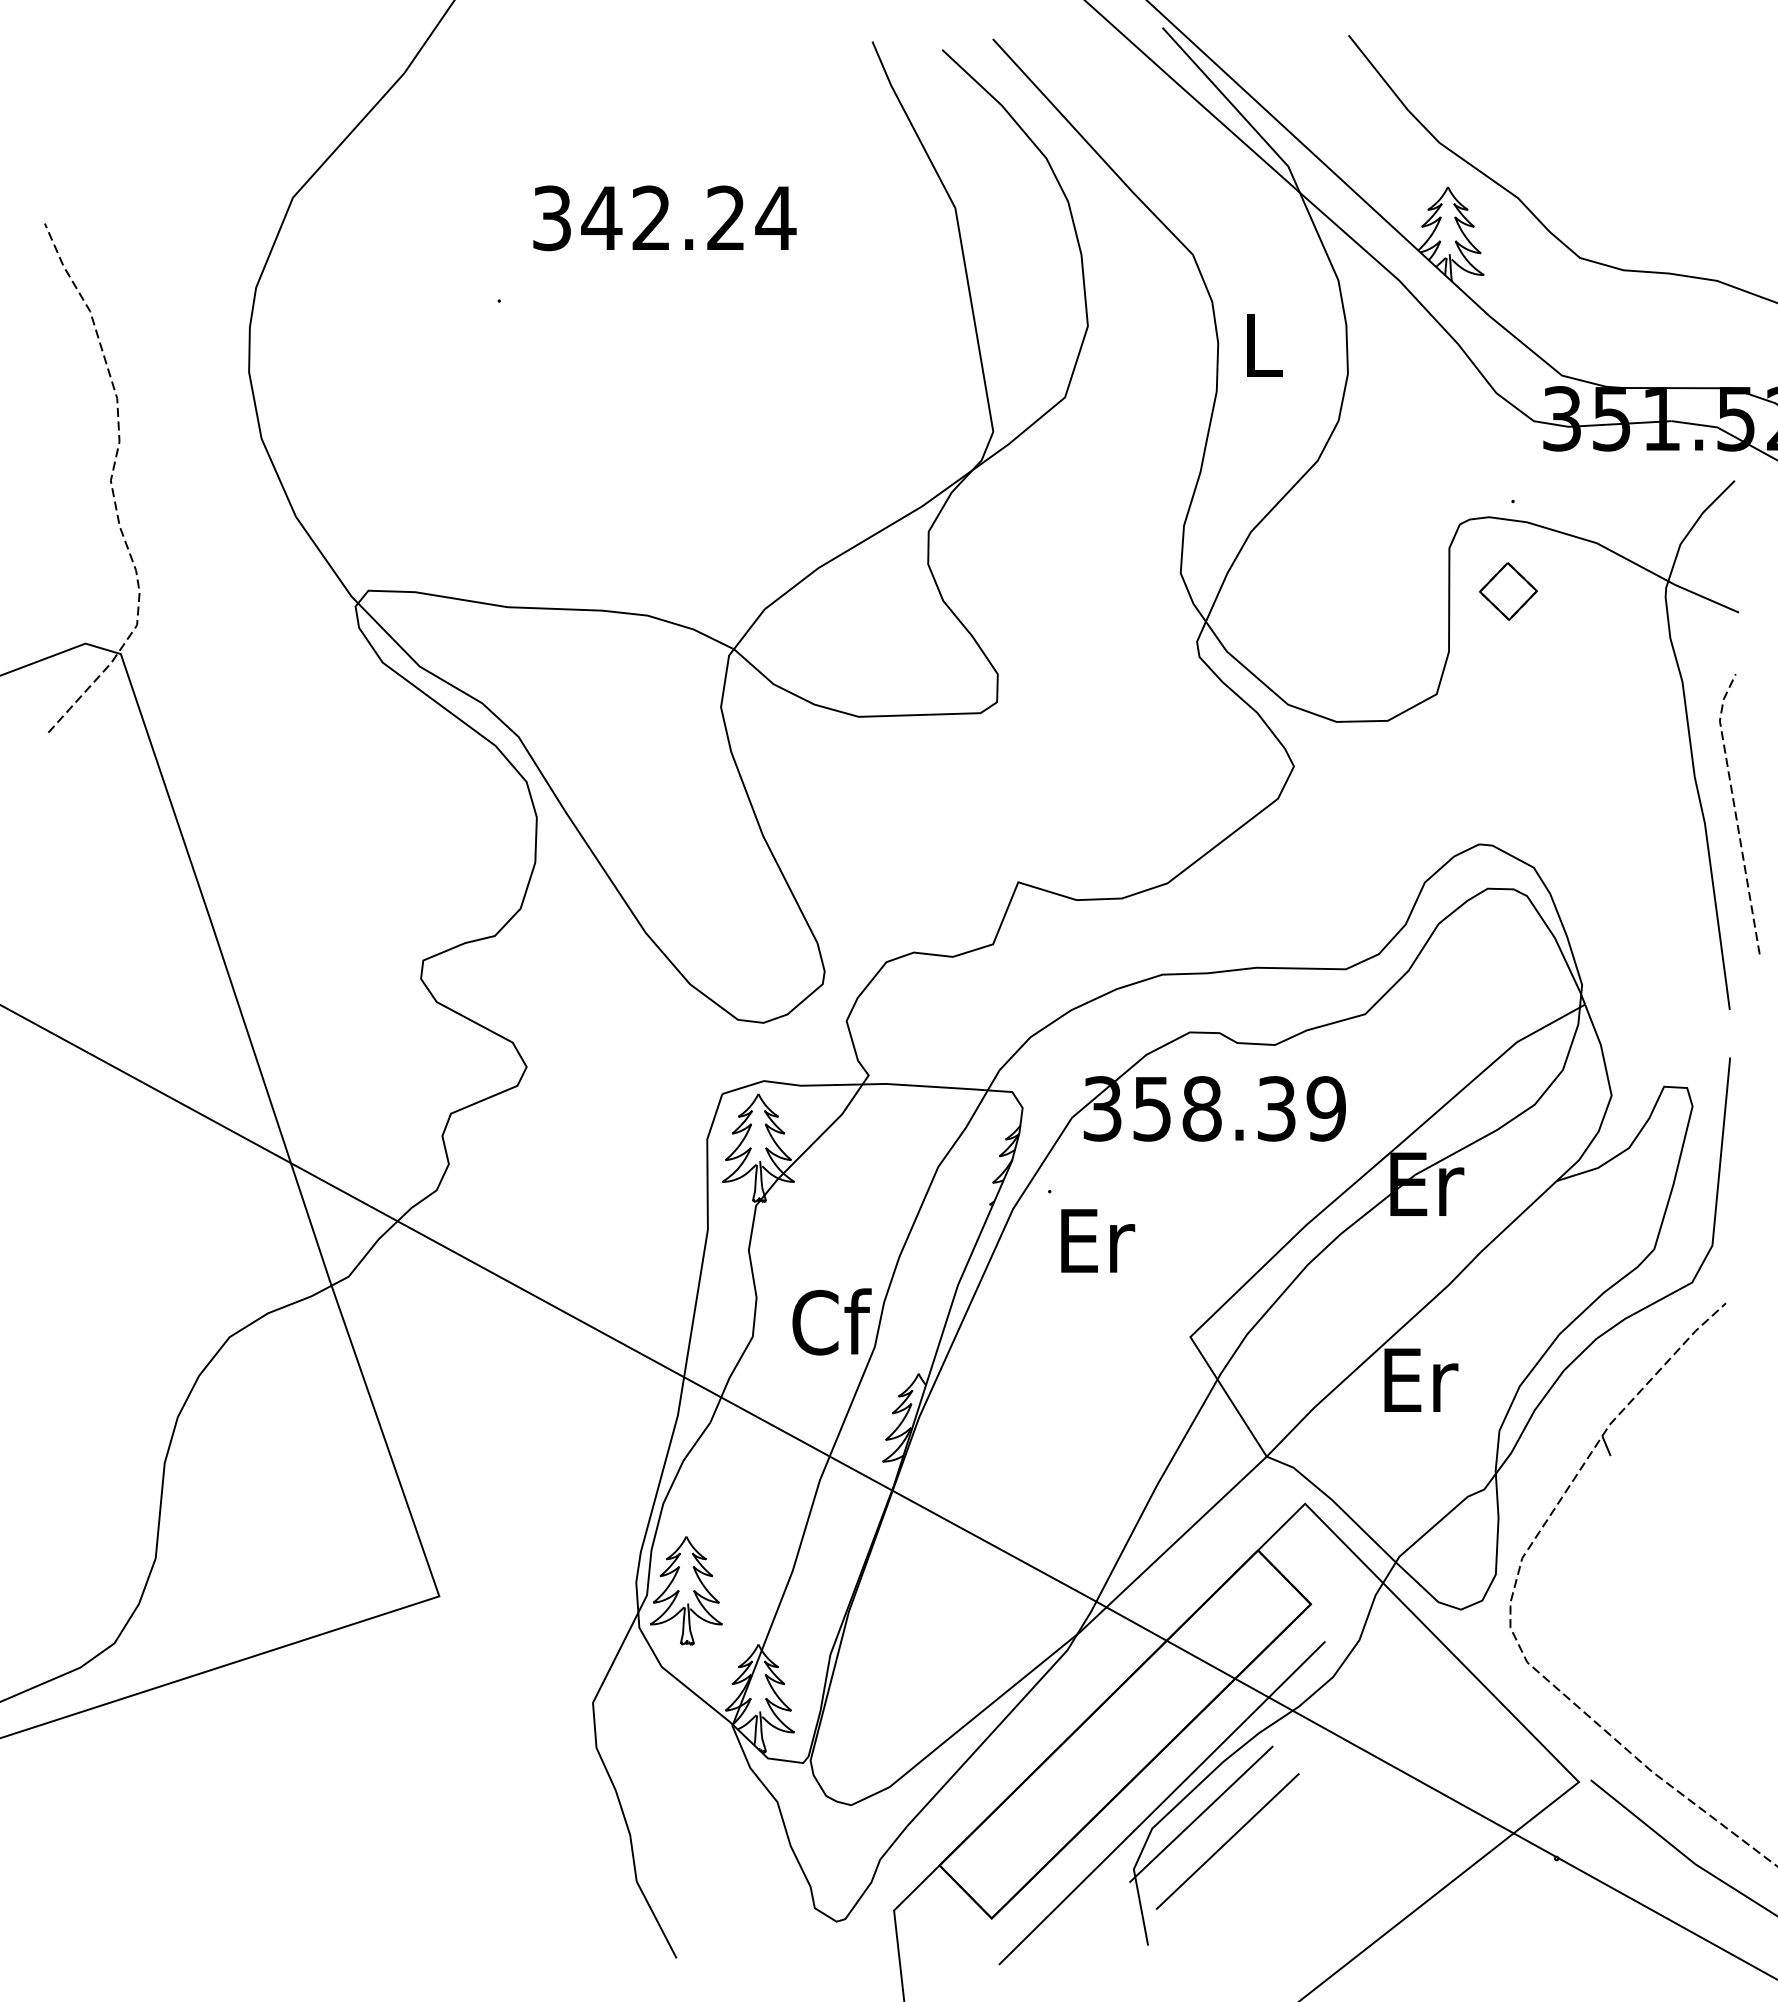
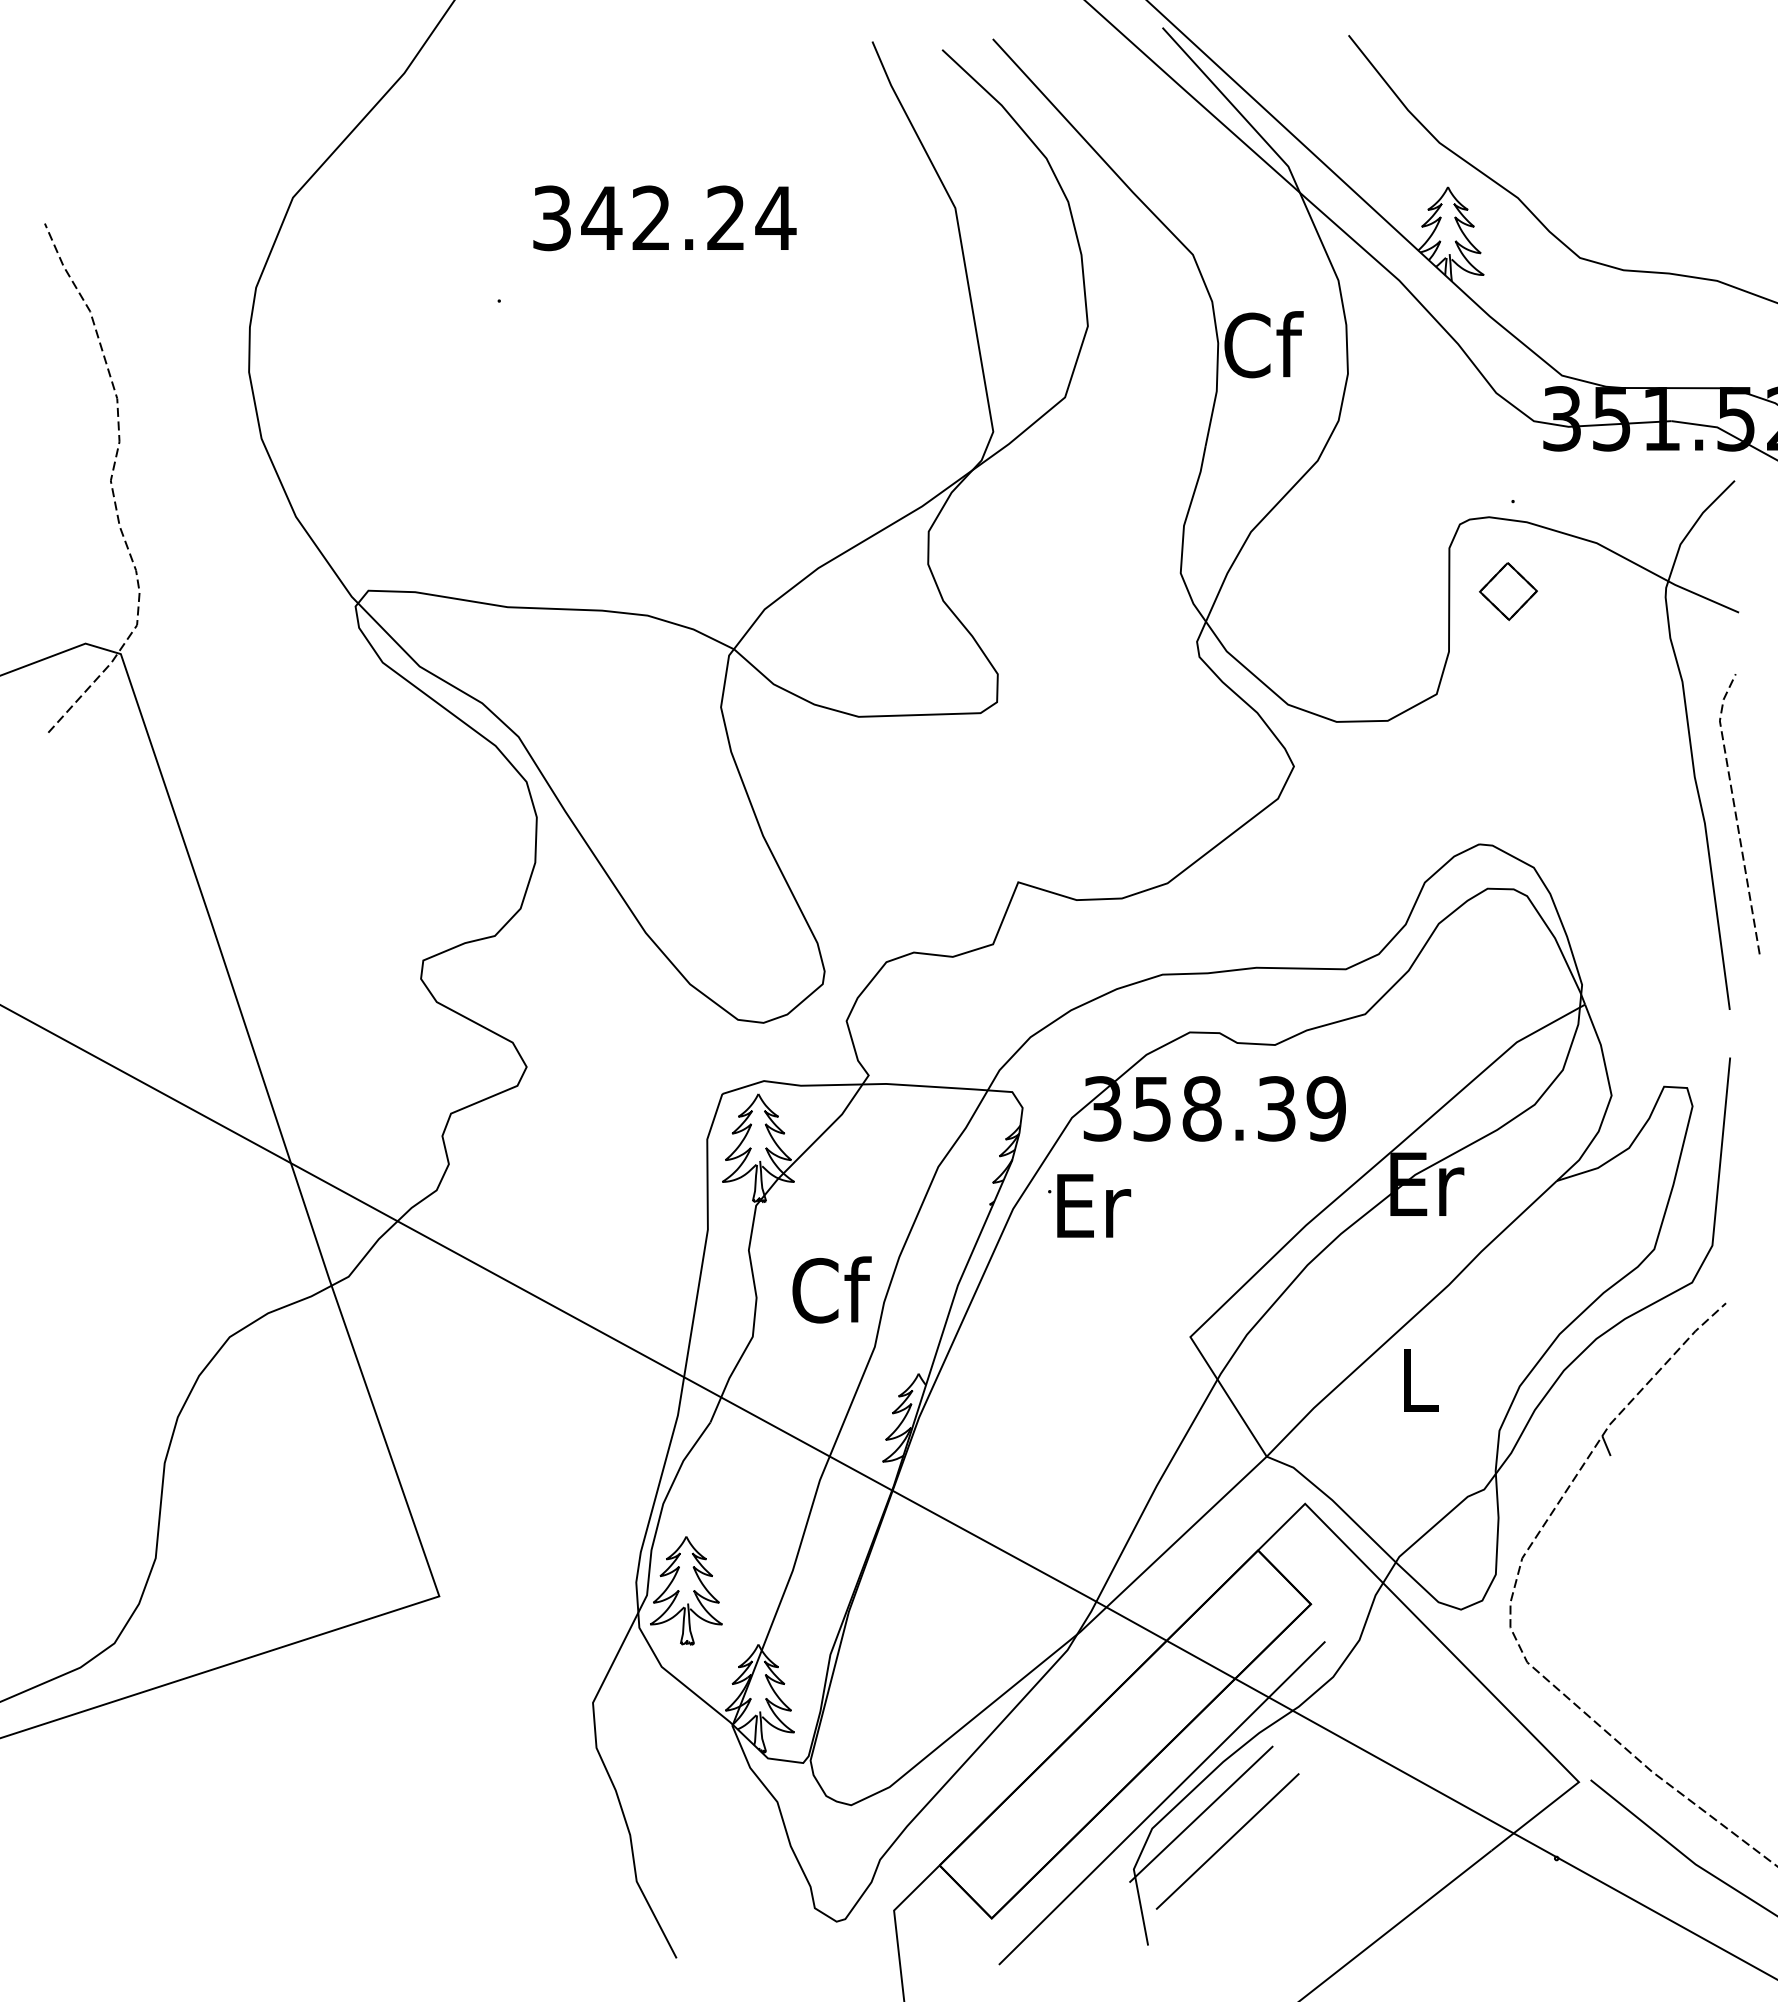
text: L -> Cf (1263, 344)
text position: (1098, 1240) -> (1094, 1205) (1094, 1205)
text position: (831, 1321) -> (831, 1289) (831, 1289)
text: Er -> L (1421, 1379)
